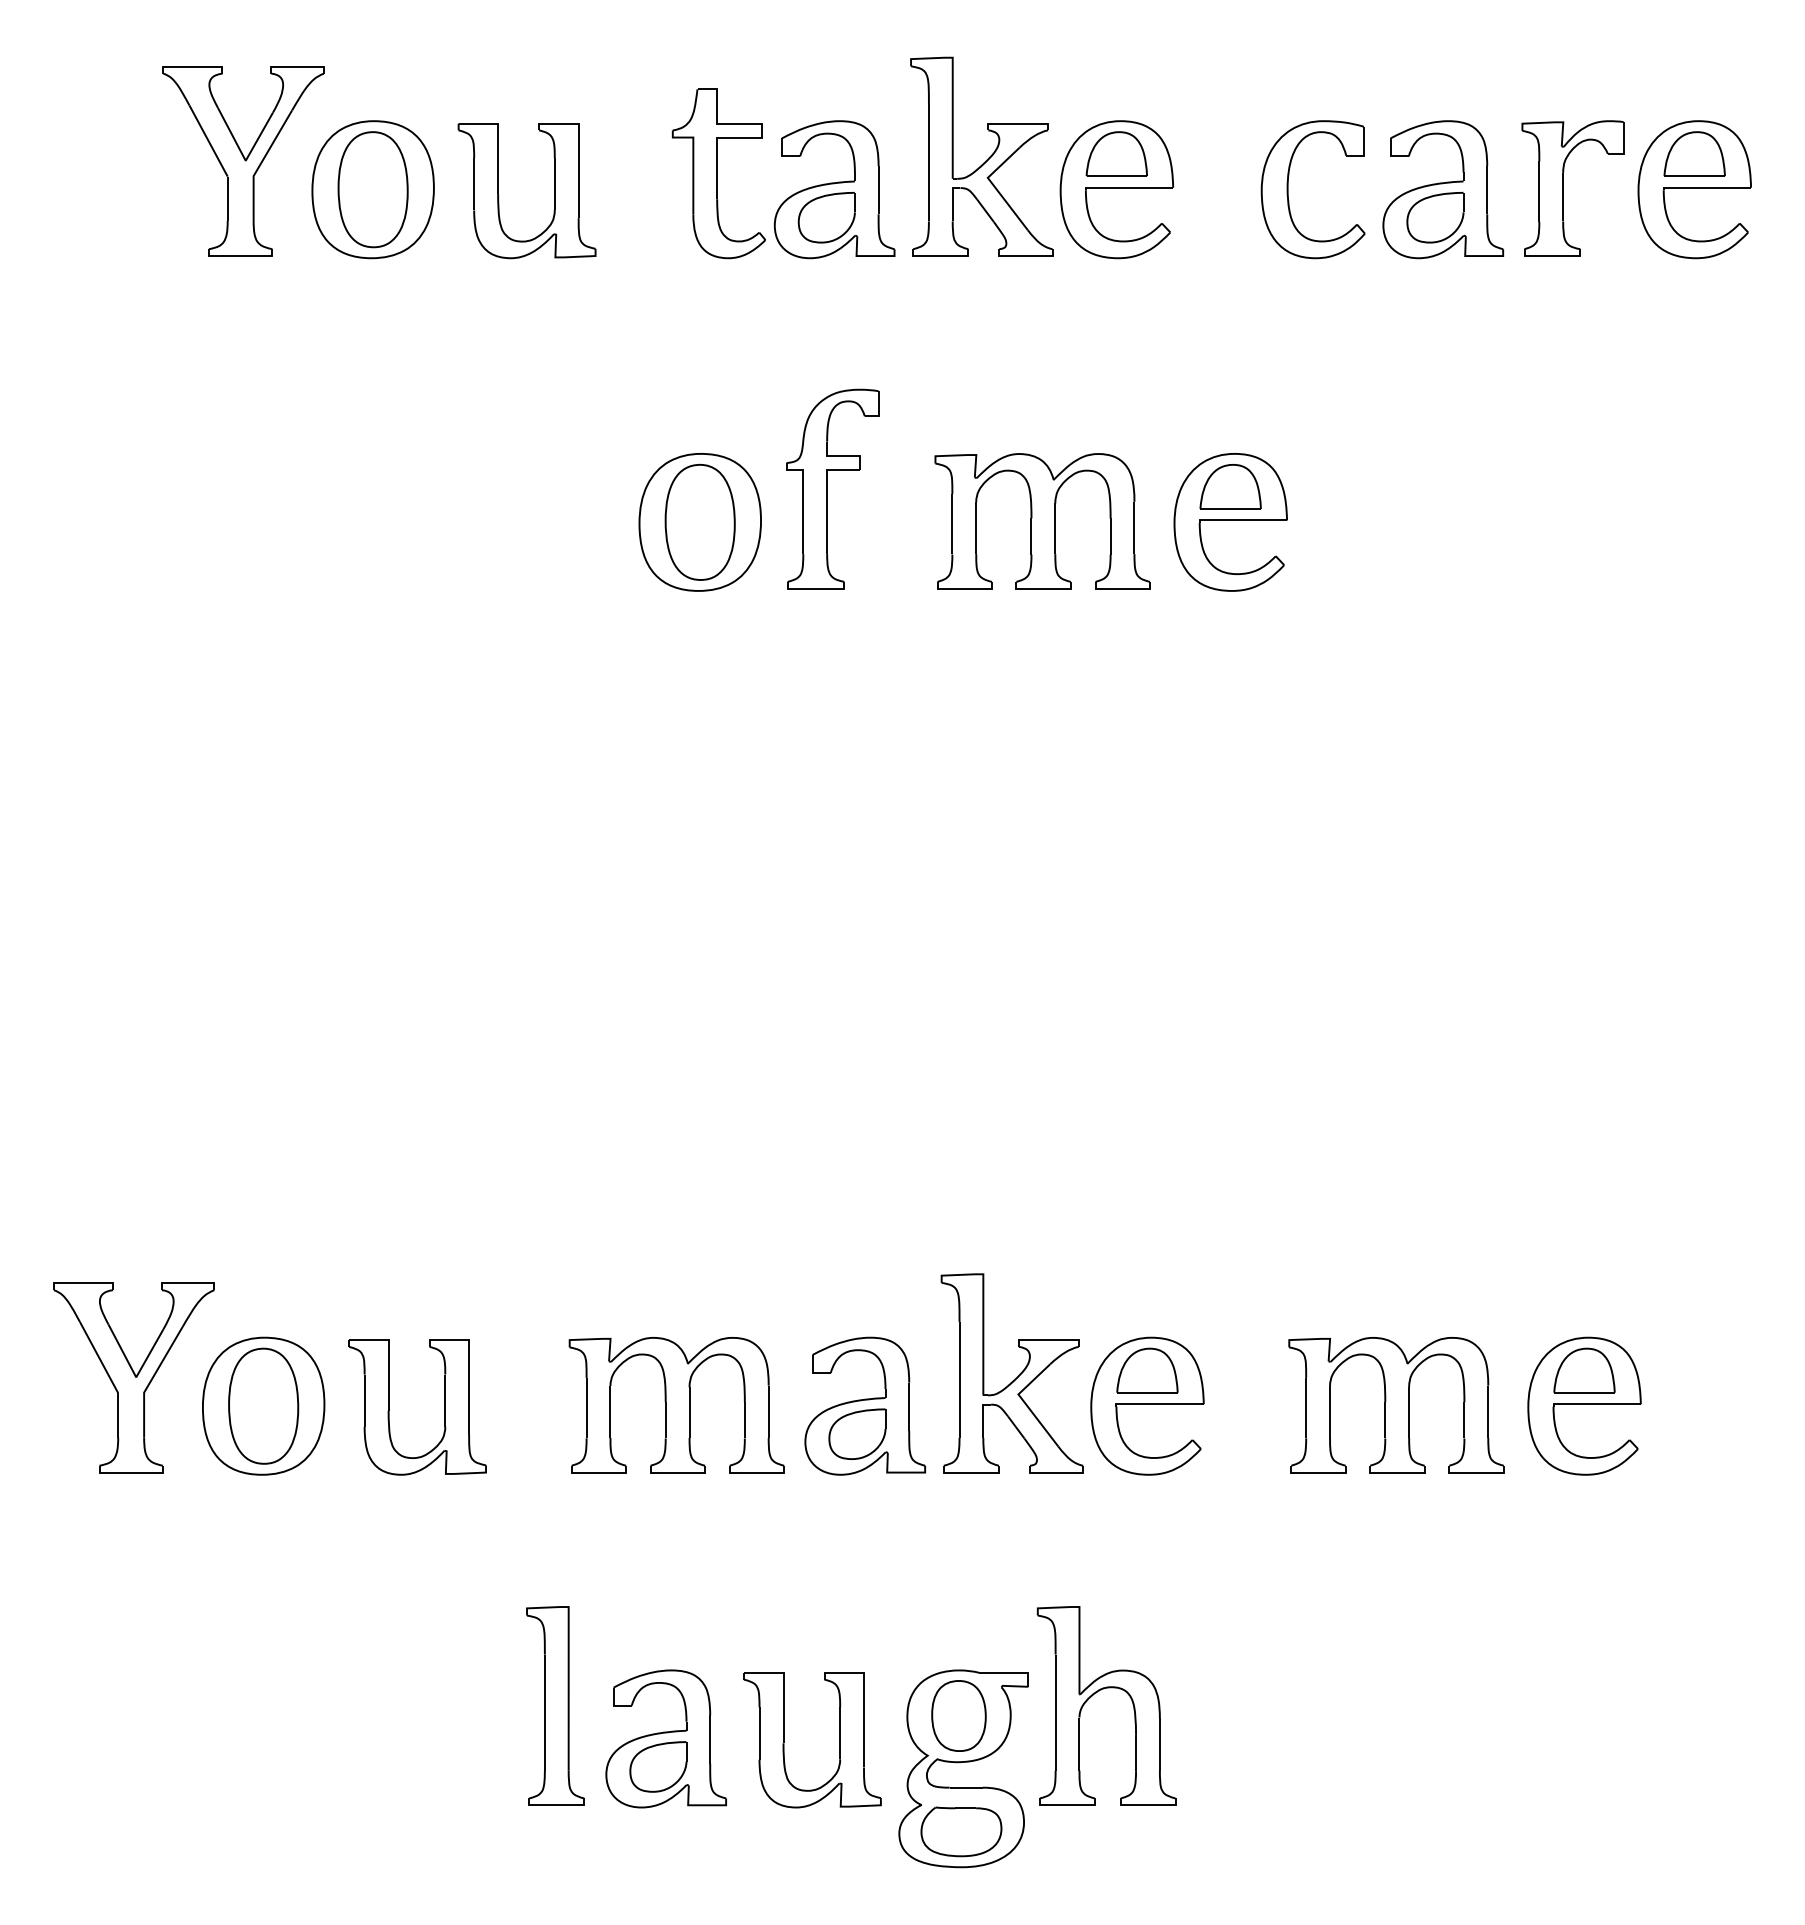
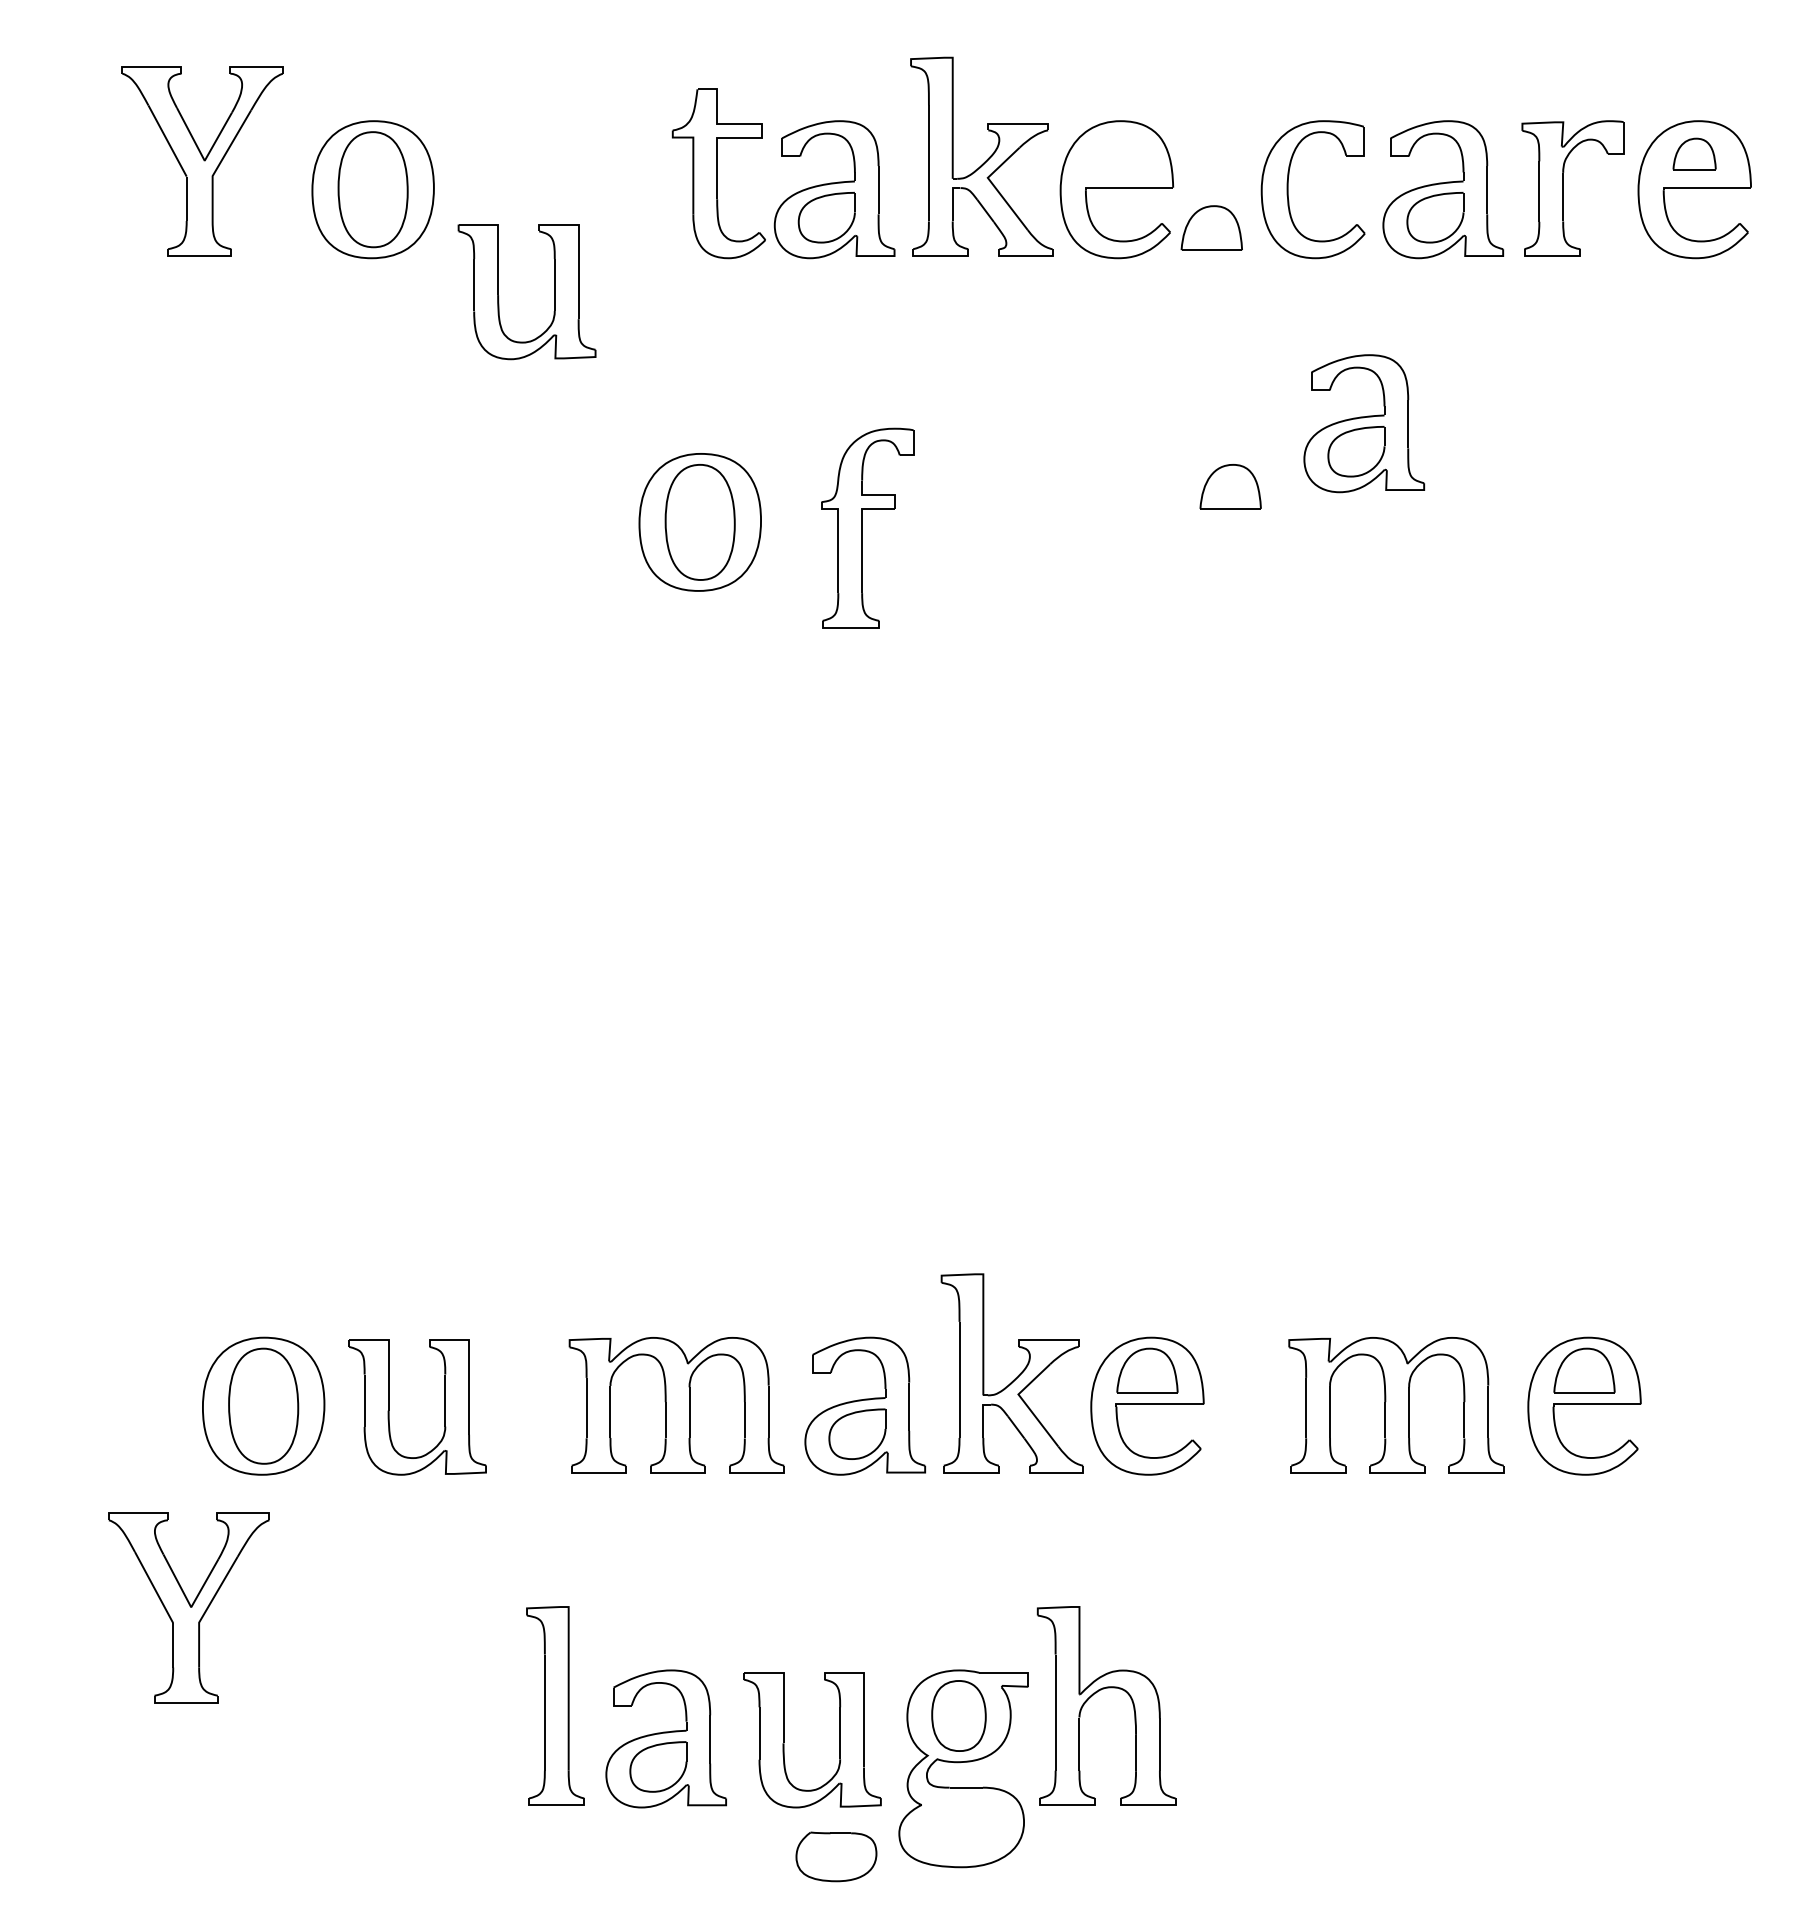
part position: (1116, 153) -> (1211, 227) (1211, 227)
part size: 63x46 px -> 45x34 px (1694, 153)
part position: (243, 161) -> (202, 161) (202, 161)
part position: (499, 198) -> (499, 299) (499, 299)
part: none -> present (1364, 423)
part position: (832, 488) -> (867, 527) (867, 527)
part: present -> none (1042, 521)
part: present -> none (1230, 522)
part position: (133, 1377) -> (188, 1607) (188, 1607)
part position: (961, 1831) -> (836, 1856) (836, 1856)
